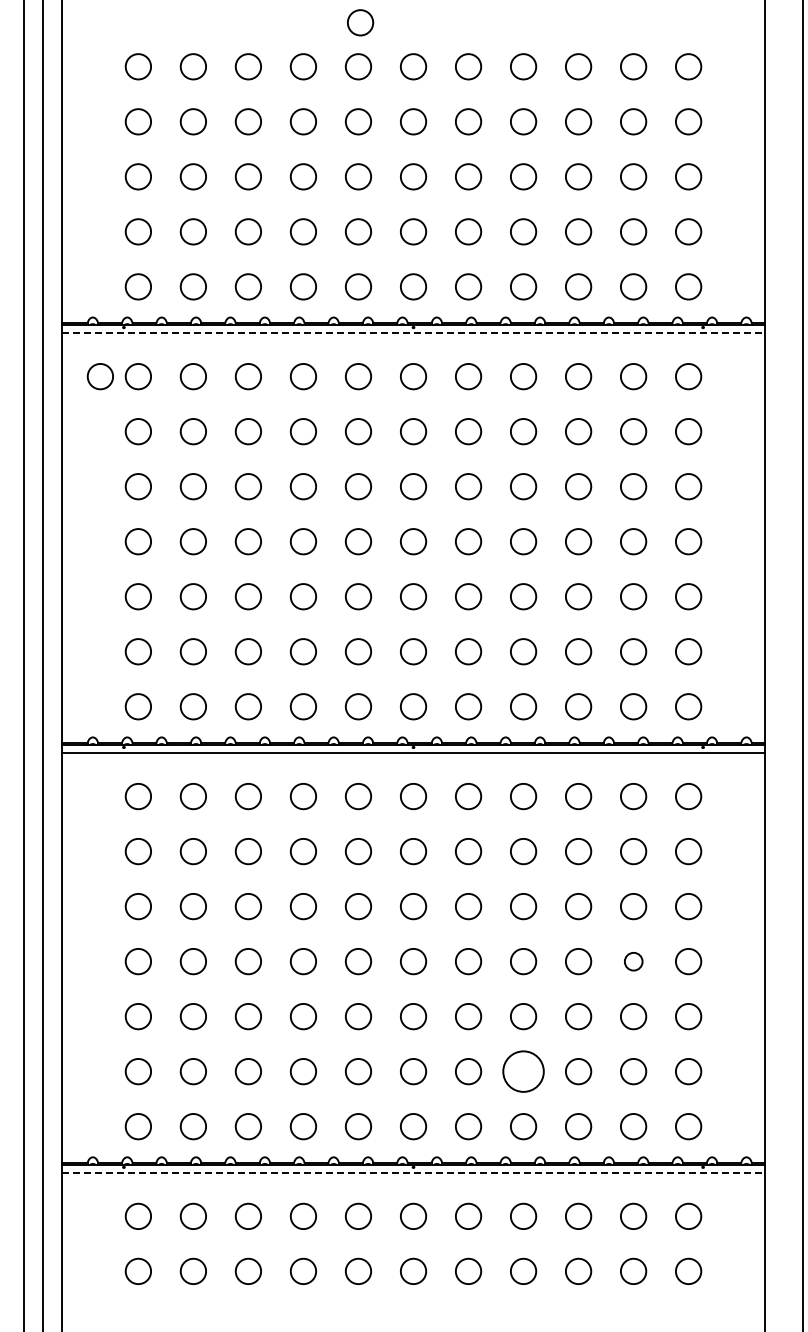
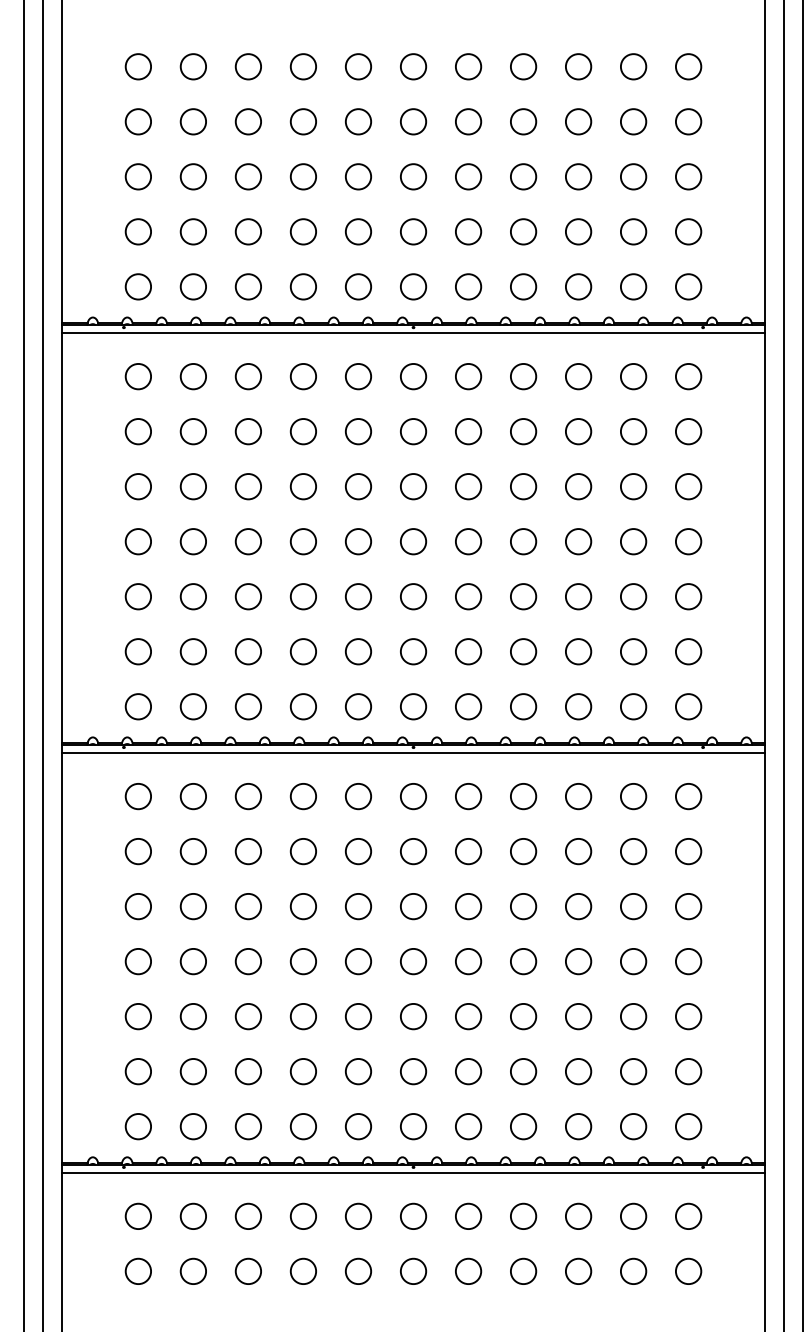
circle: present -> none (360, 22)
line: dashed -> solid (414, 333)
circle: present -> none (99, 376)
line: none -> present (783, 665)
circle size: 20x20 px -> 28x28 px (633, 961)
circle diameter: 41 px -> 25 px (523, 1071)
line: dashed -> solid (414, 1172)
